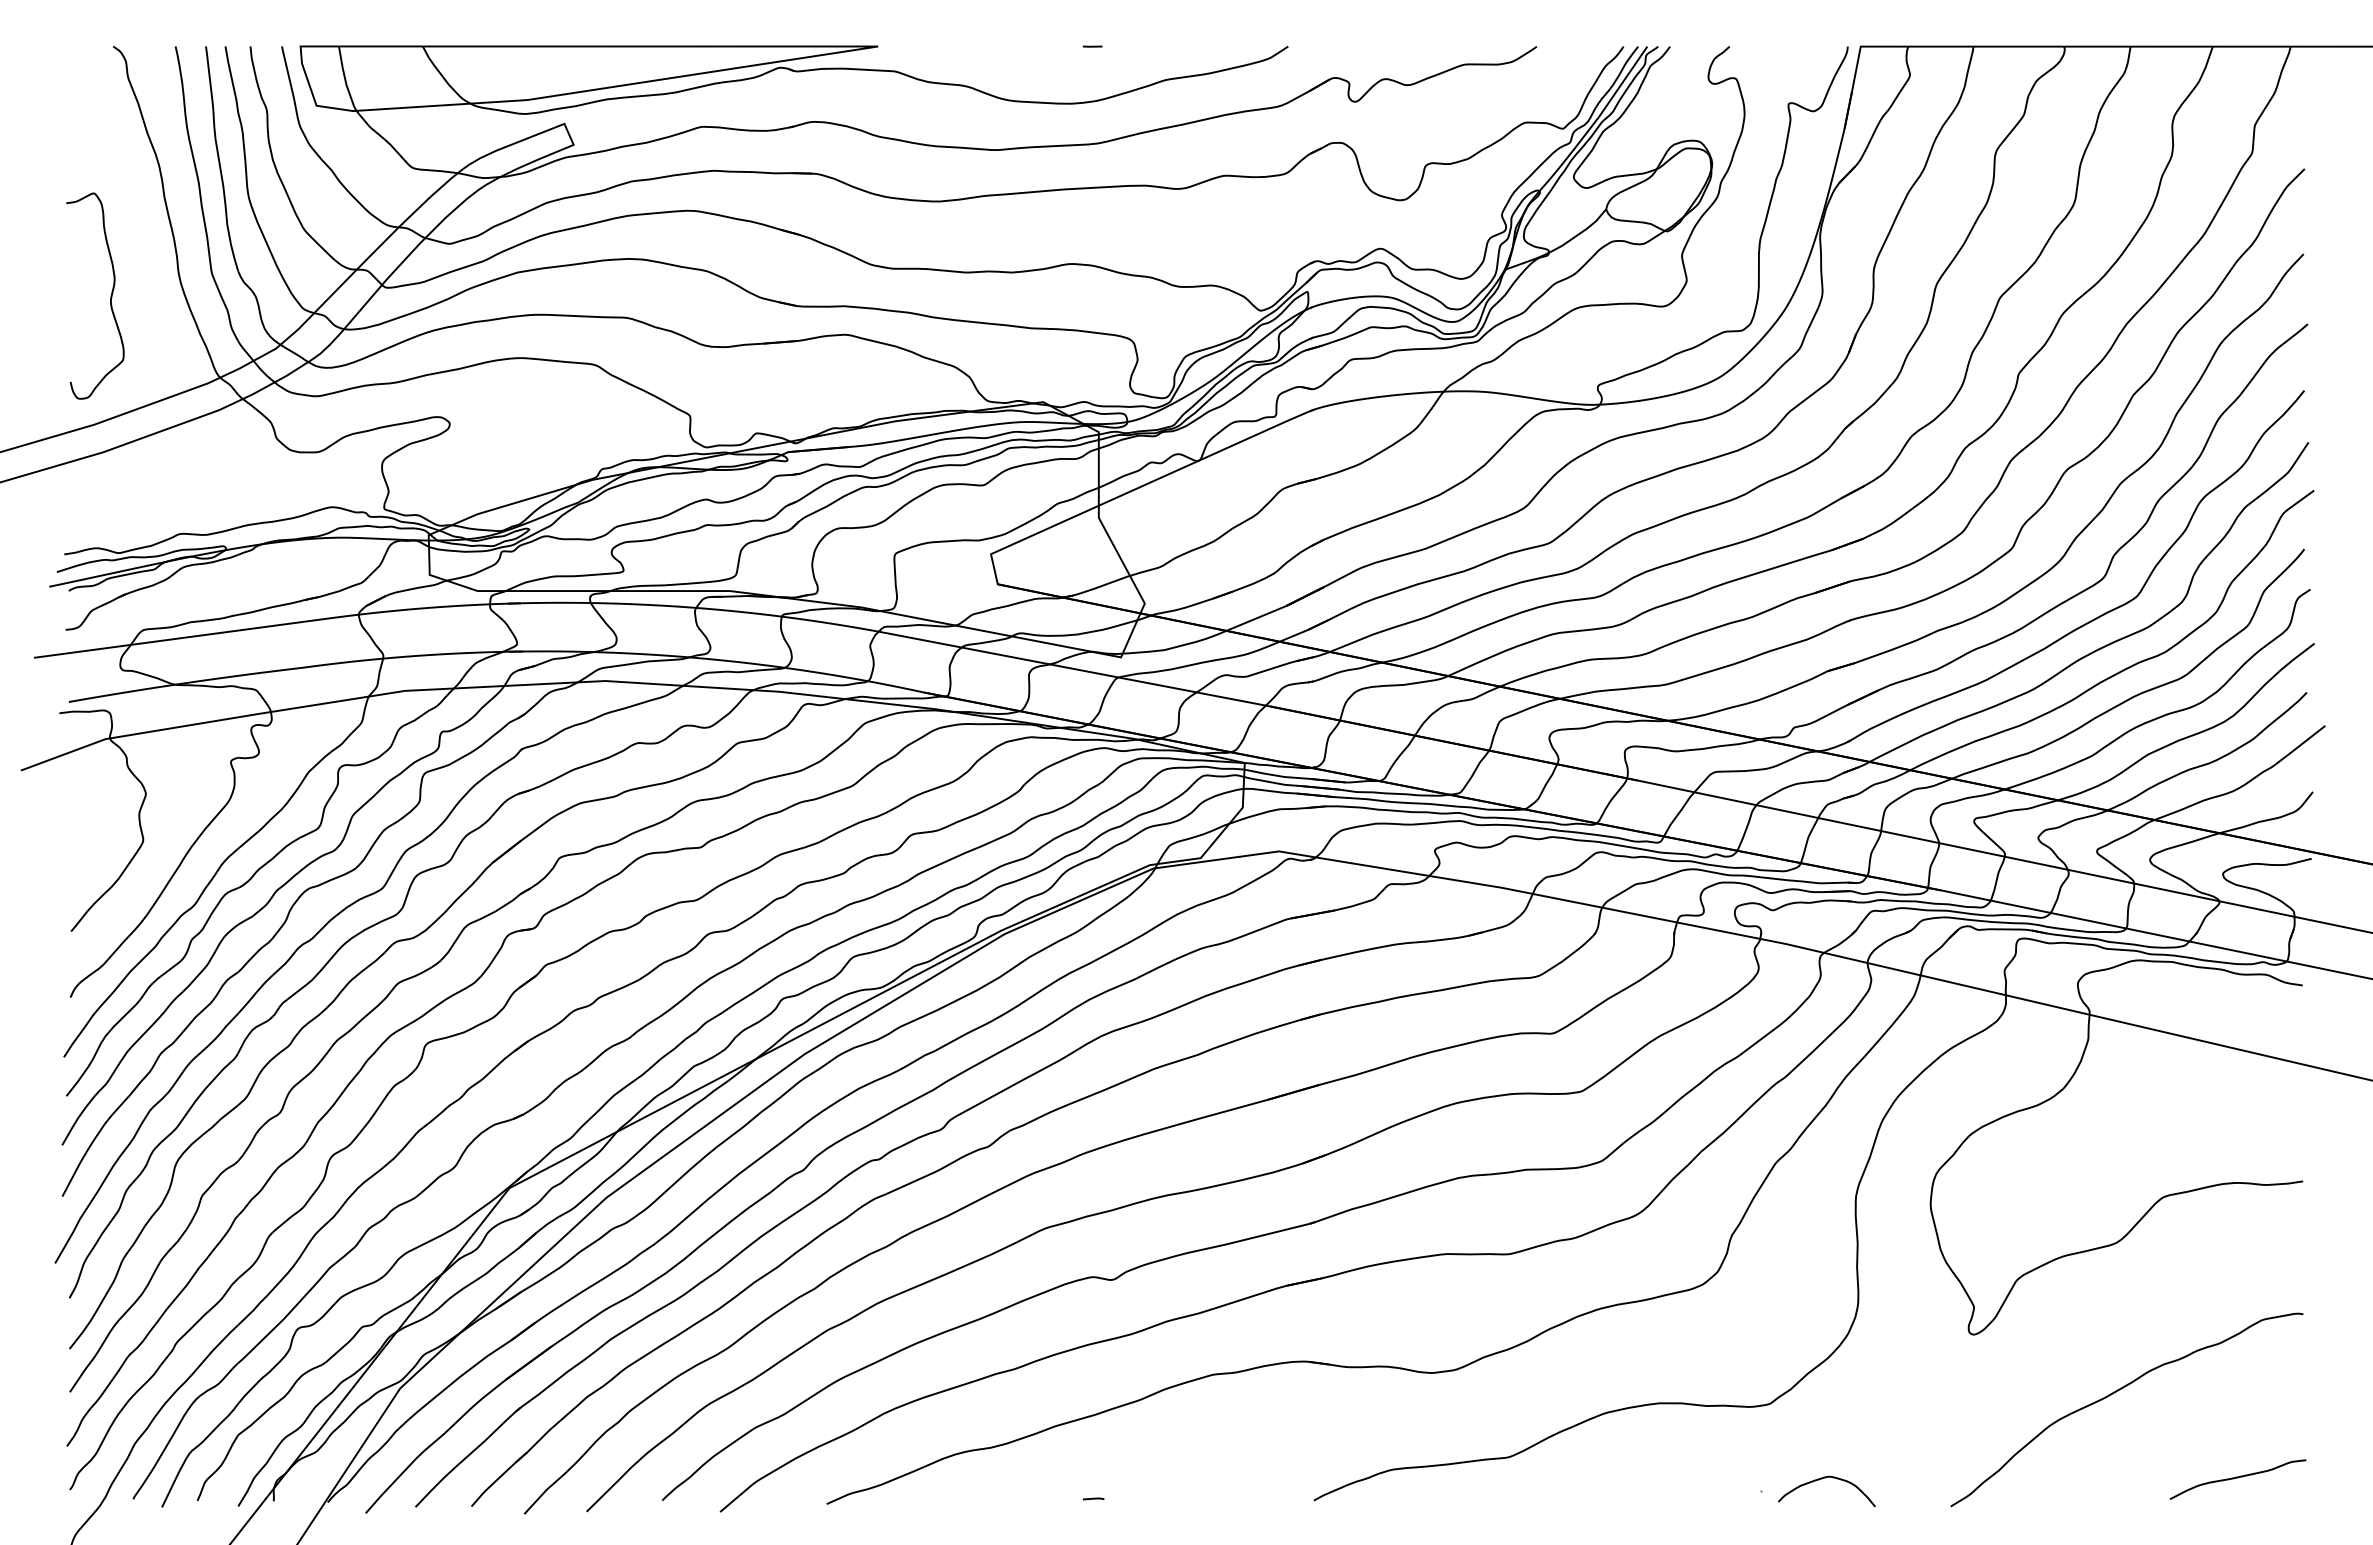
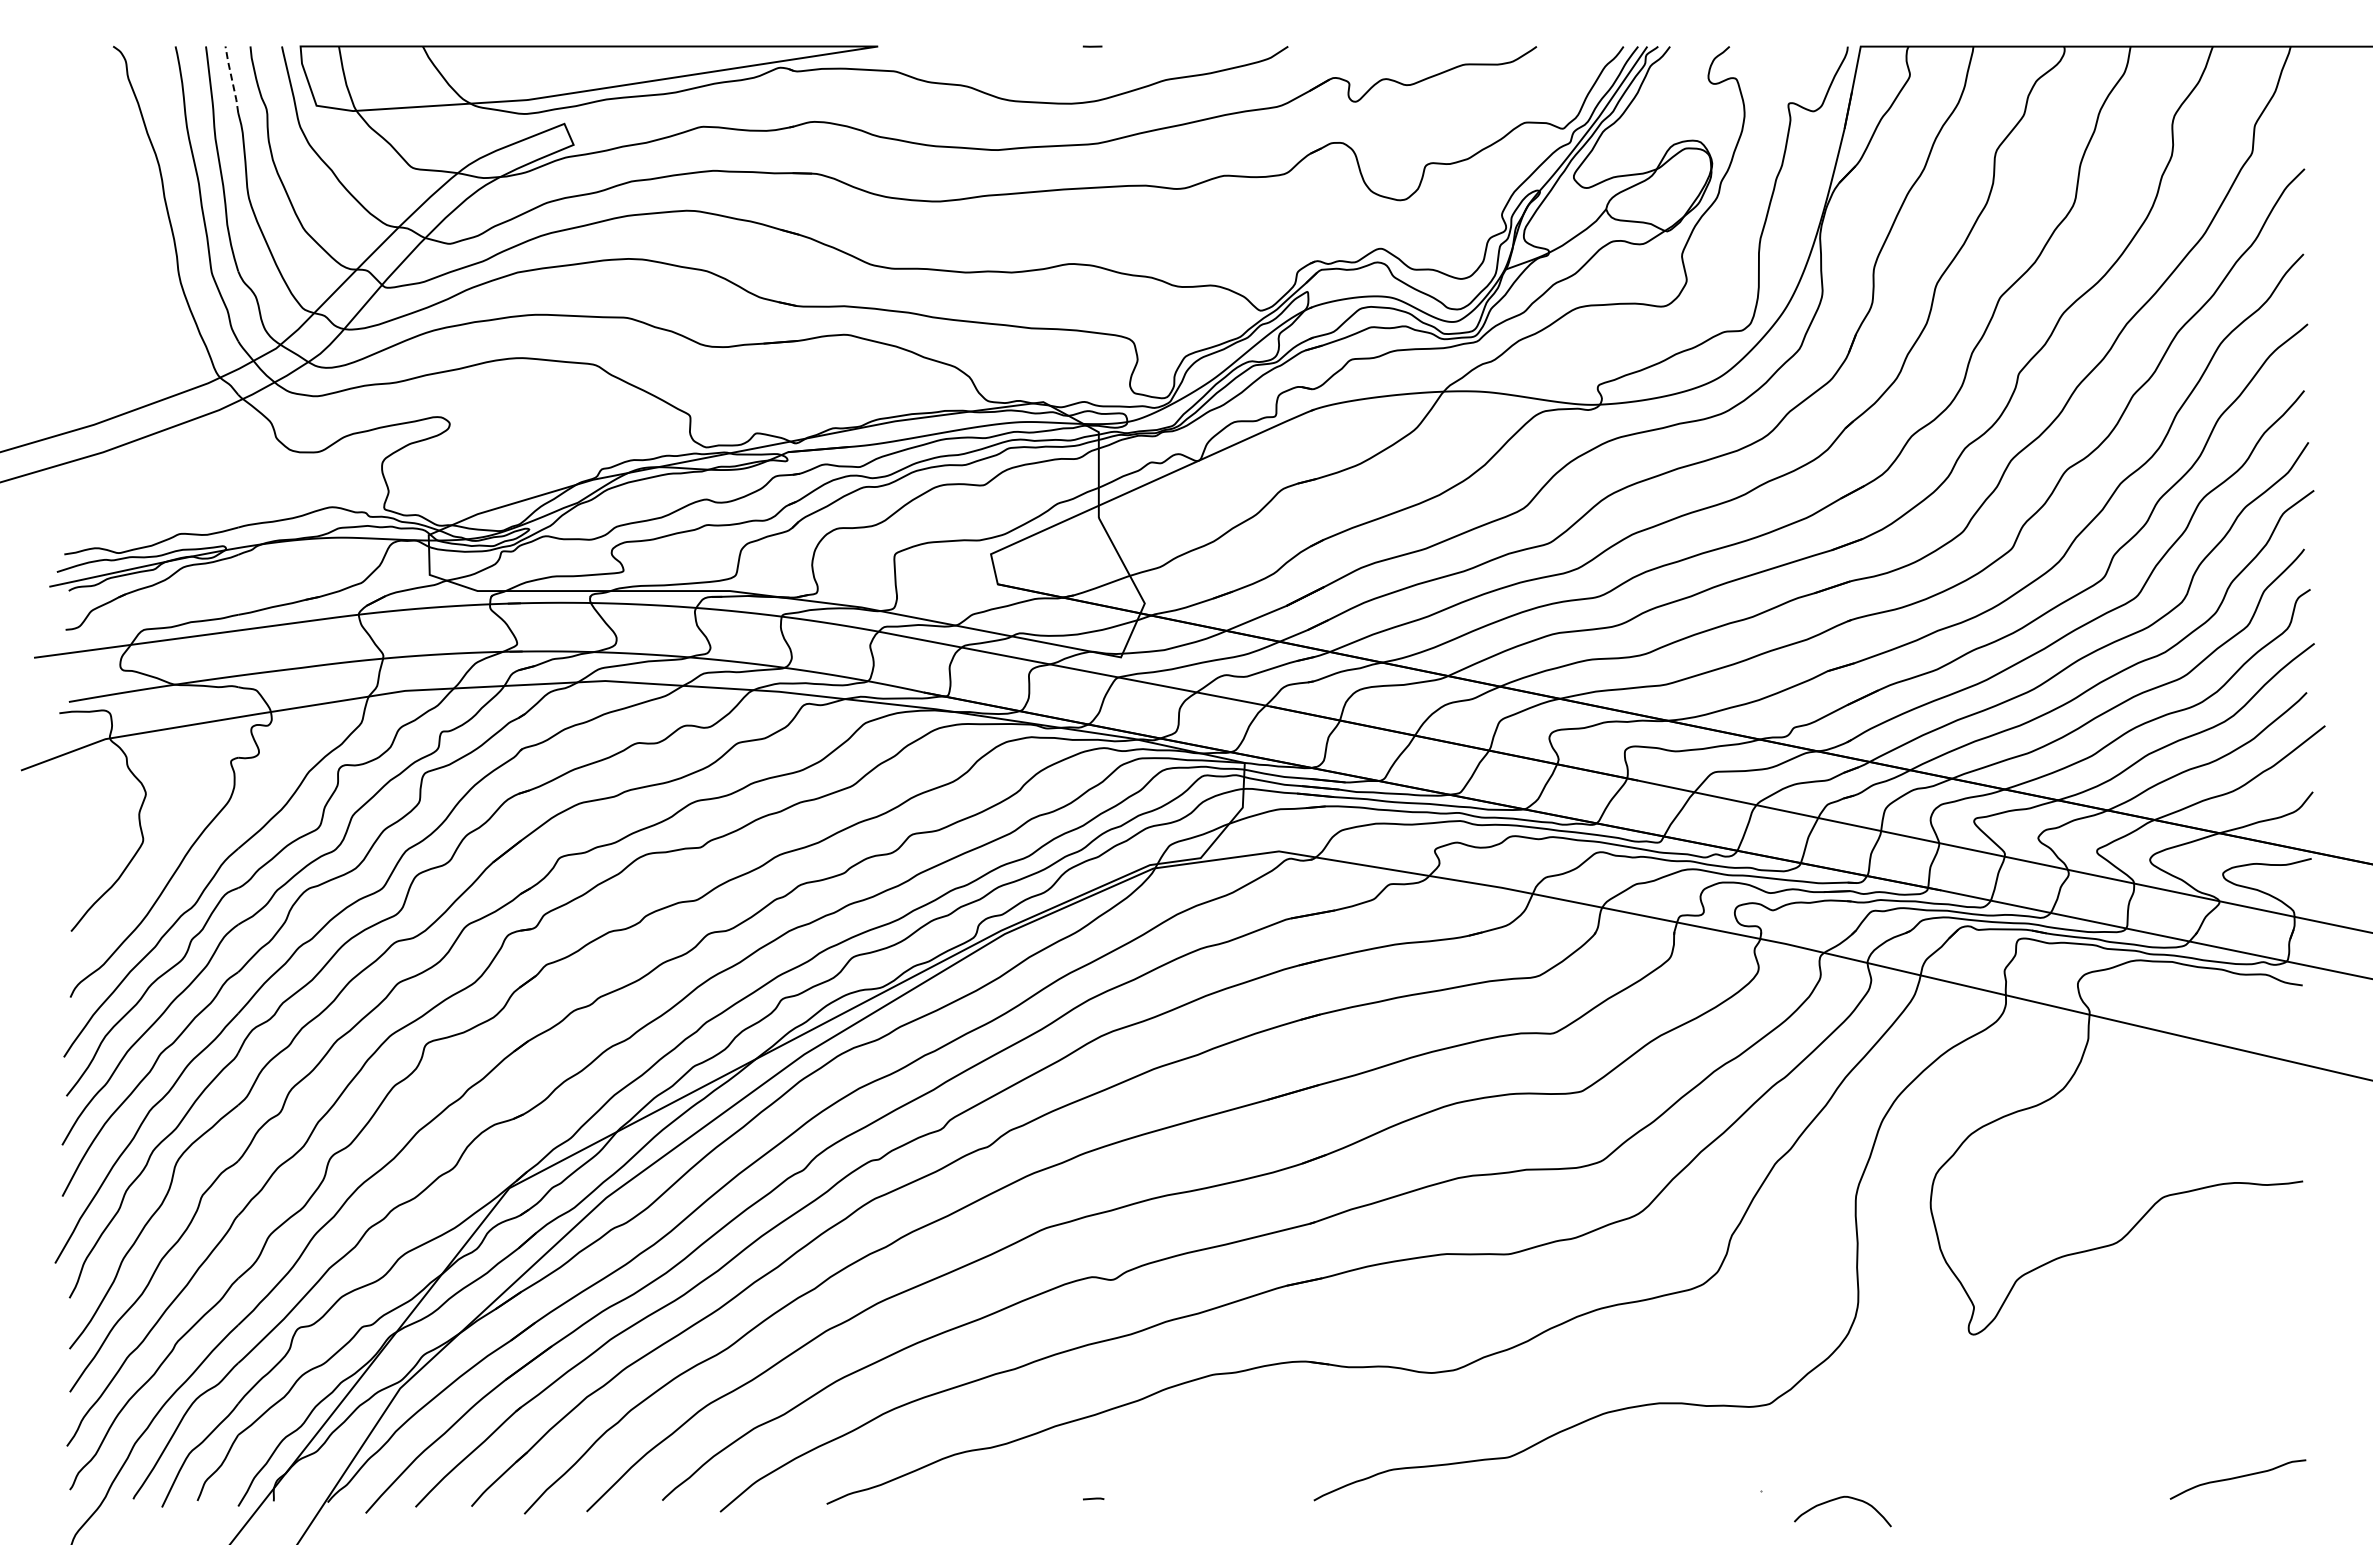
line: solid -> dashed (232, 79)
curve: present -> none (110, 295)
curve: present -> none (2118, 1391)
curve position: (1822, 1479) -> (1838, 1499) (1838, 1499)
